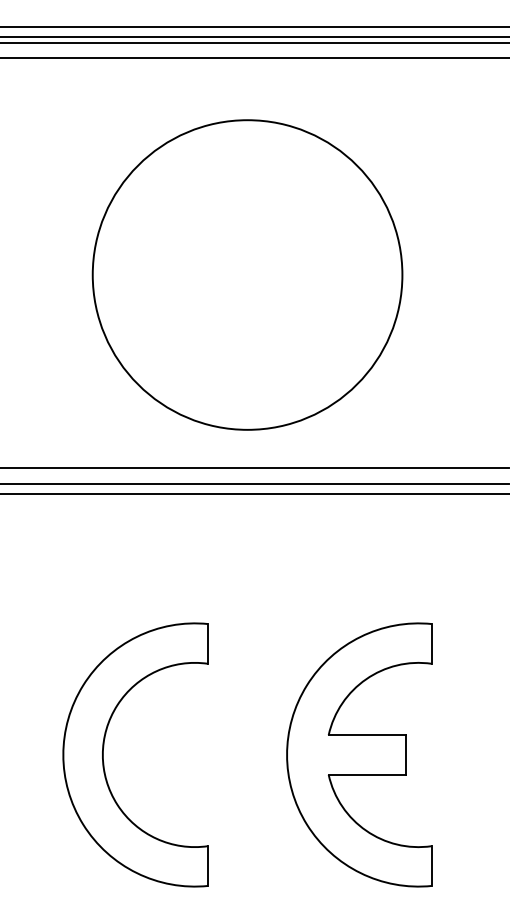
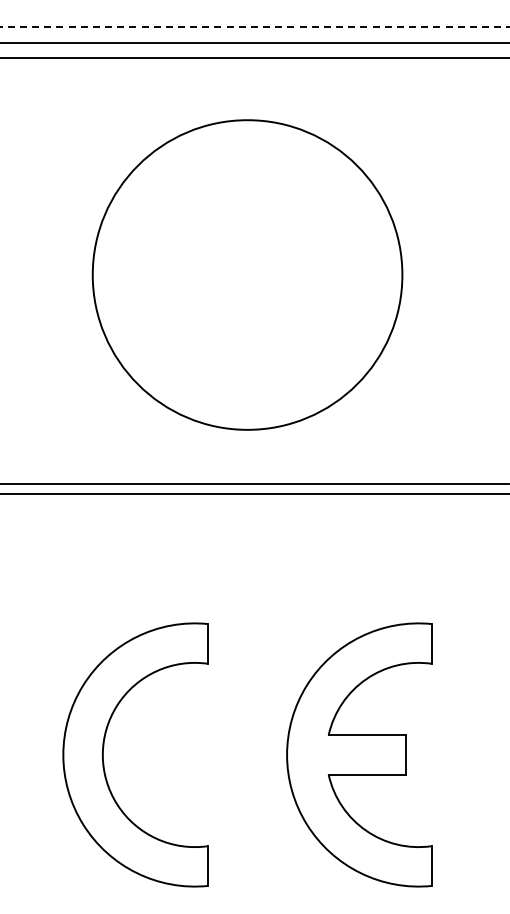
line: solid -> dashed (255, 27)
line: present -> none (254, 37)
line: present -> none (254, 468)
